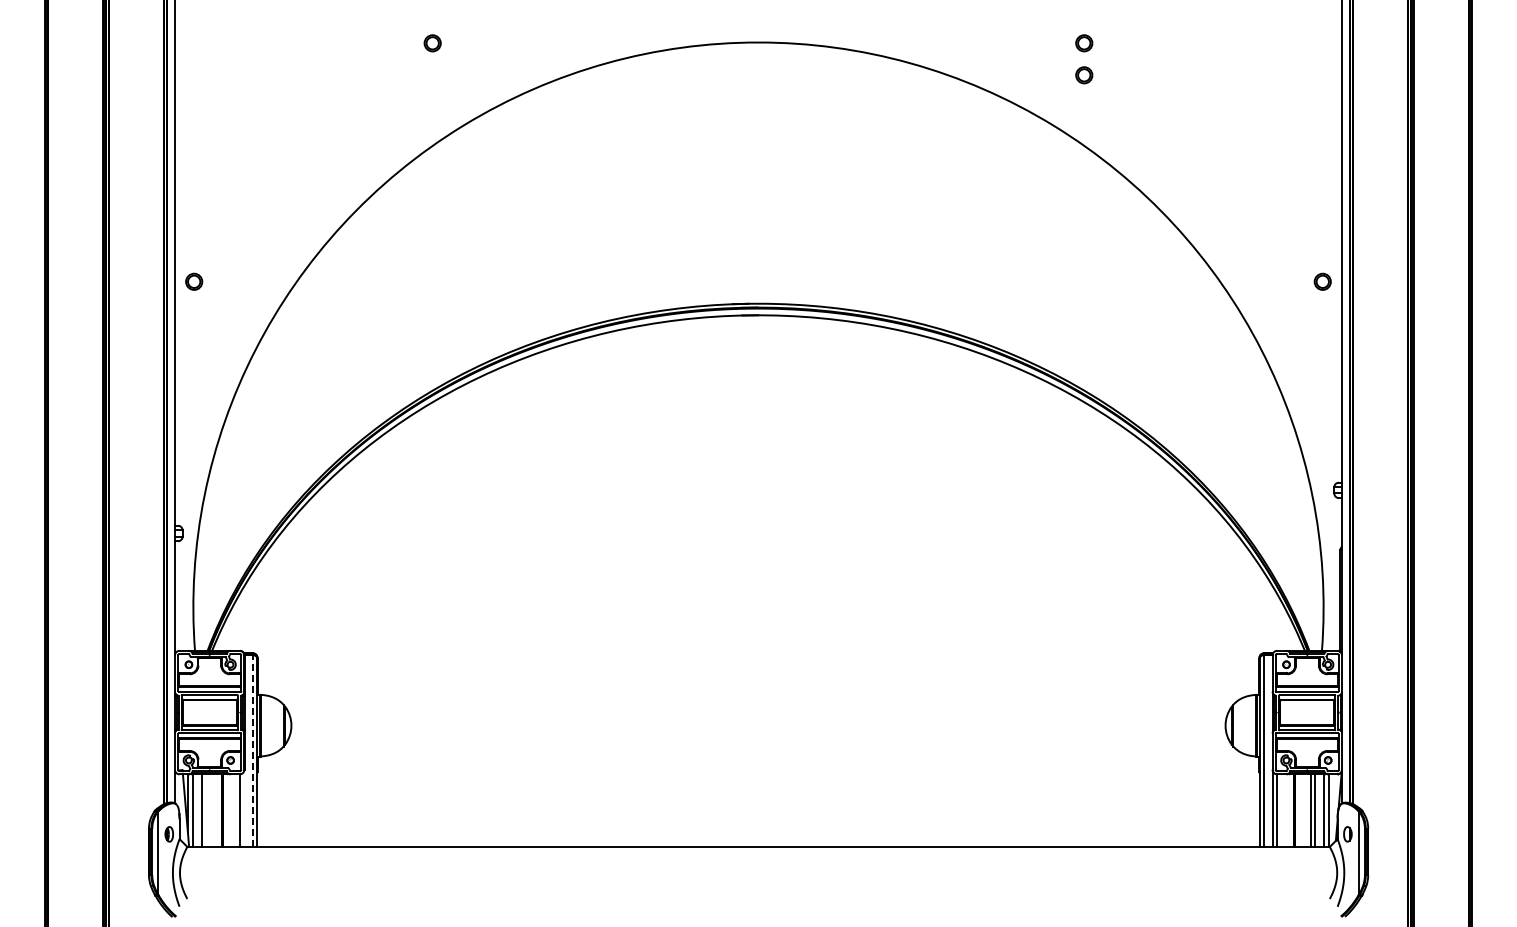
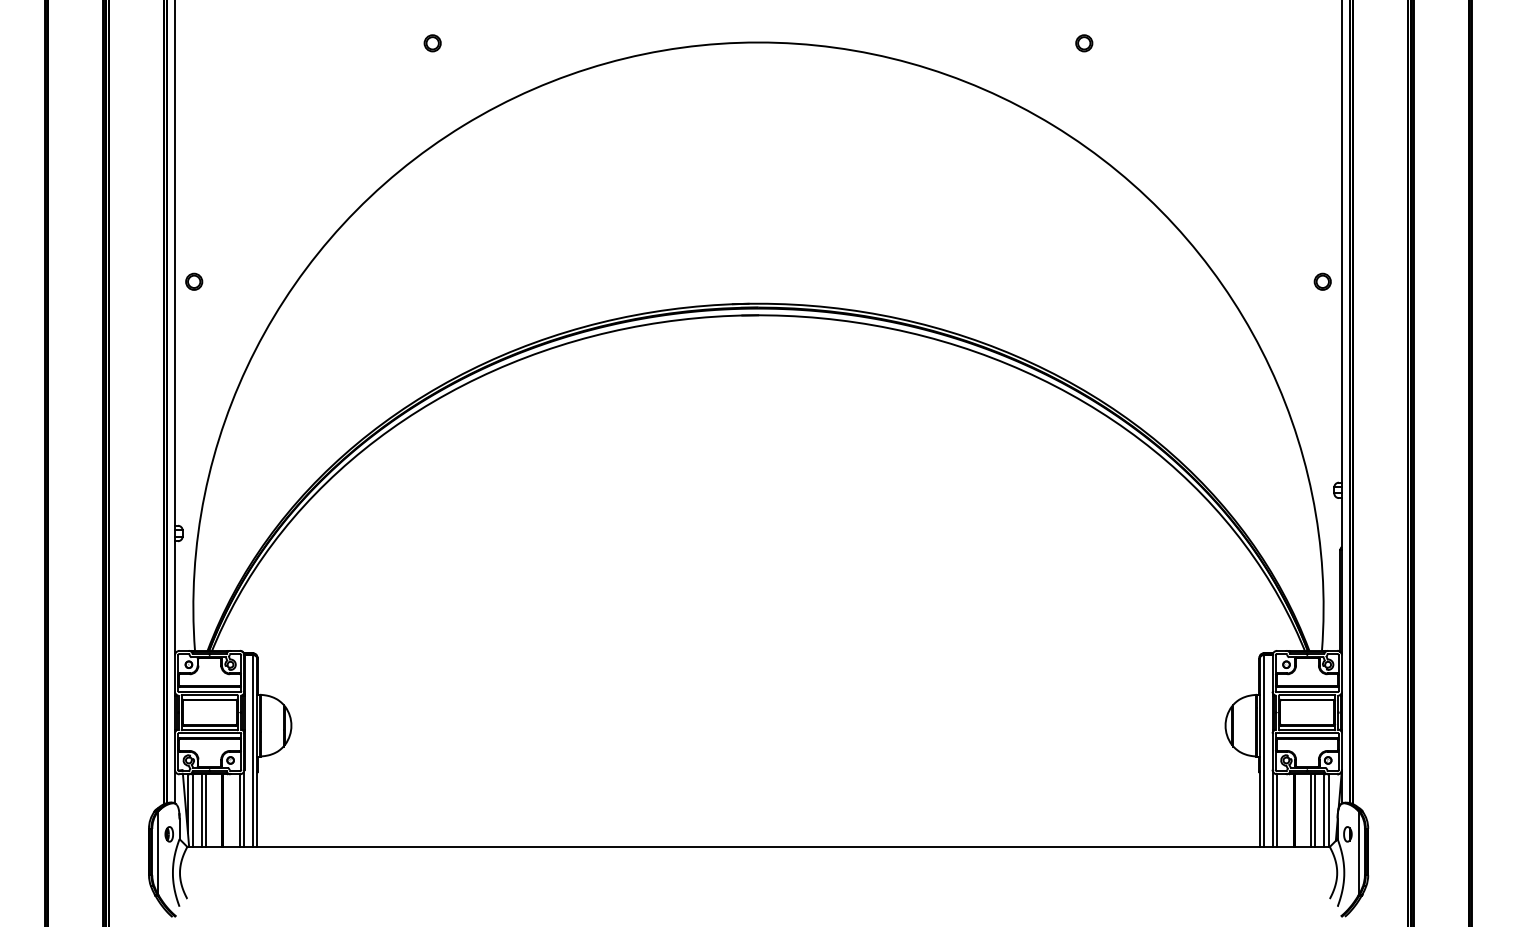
circle: present -> none (1084, 75)
line: dashed -> solid (252, 750)
line: none -> present (243, 809)
line: none -> present (205, 810)
